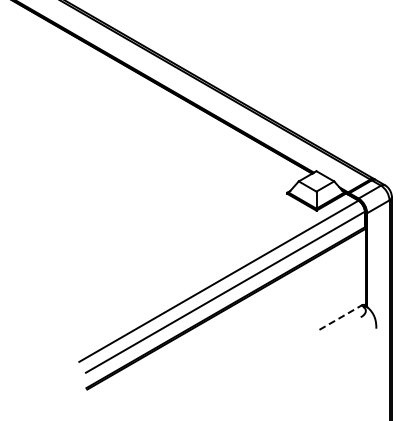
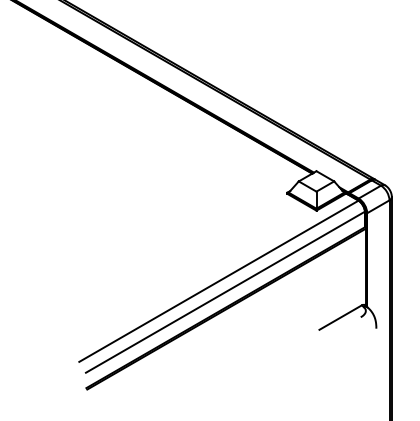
line: dashed -> solid (341, 317)
